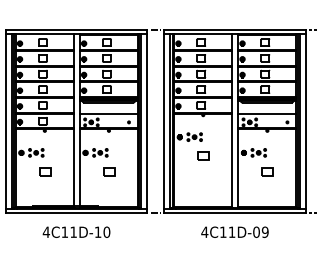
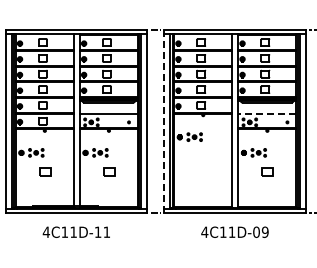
line: solid -> dashed (267, 113)
line: solid -> dashed (164, 121)
part: present -> none (203, 155)
text: 4C11D-10 -> 4C11D-11 (106, 231)
